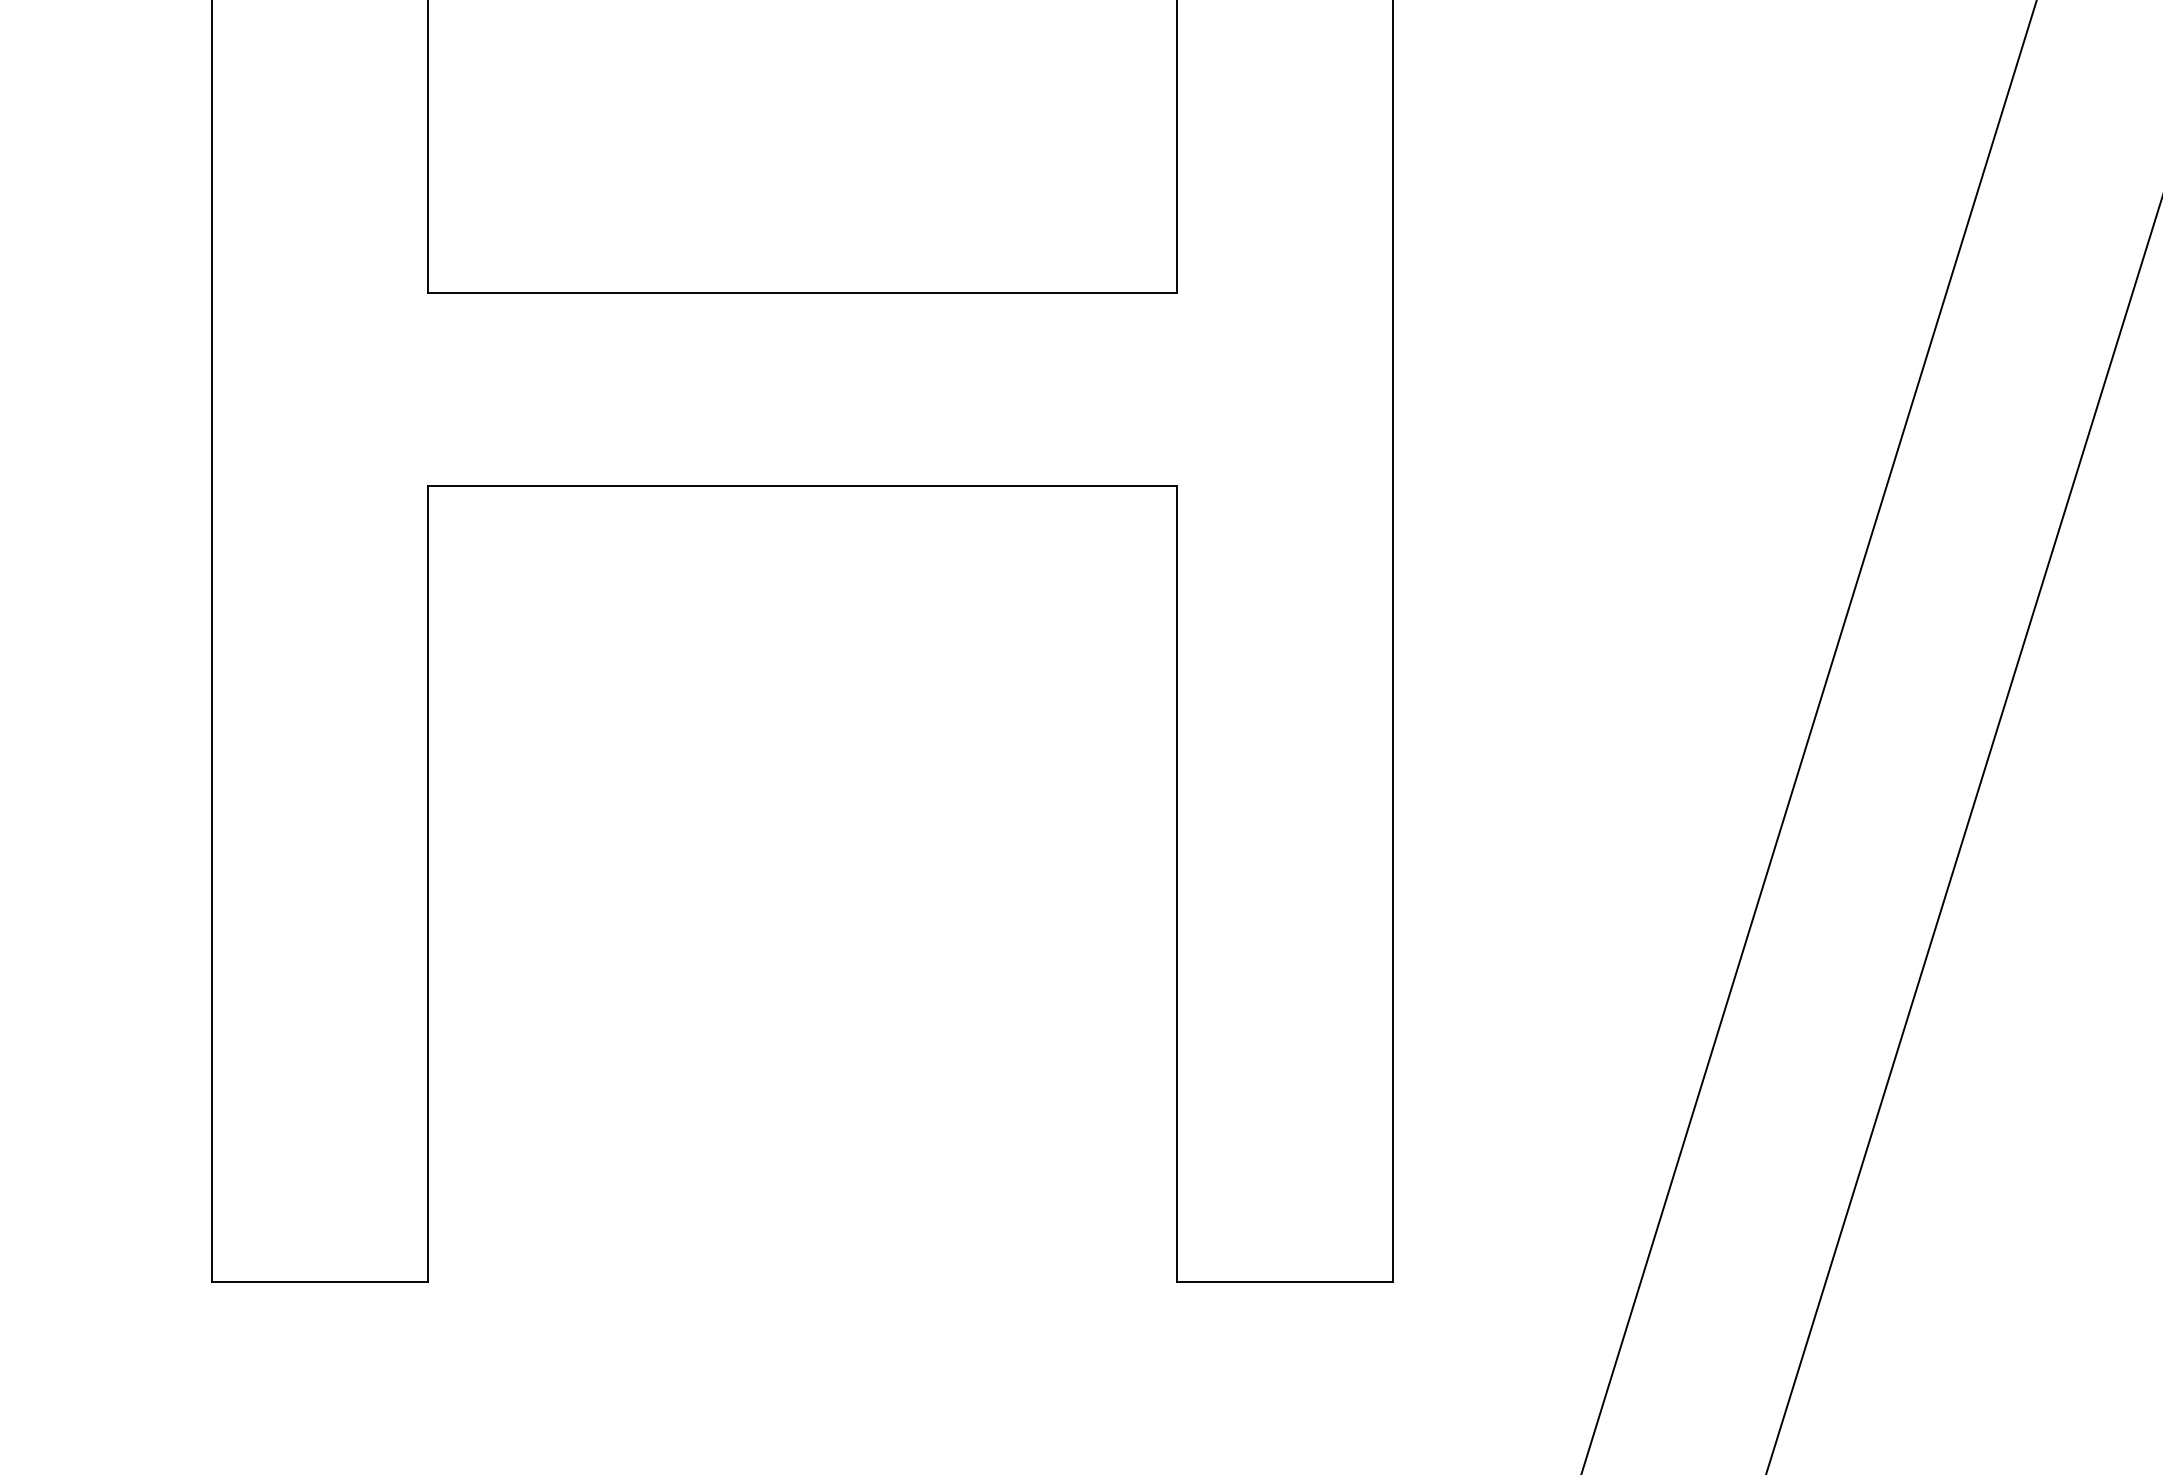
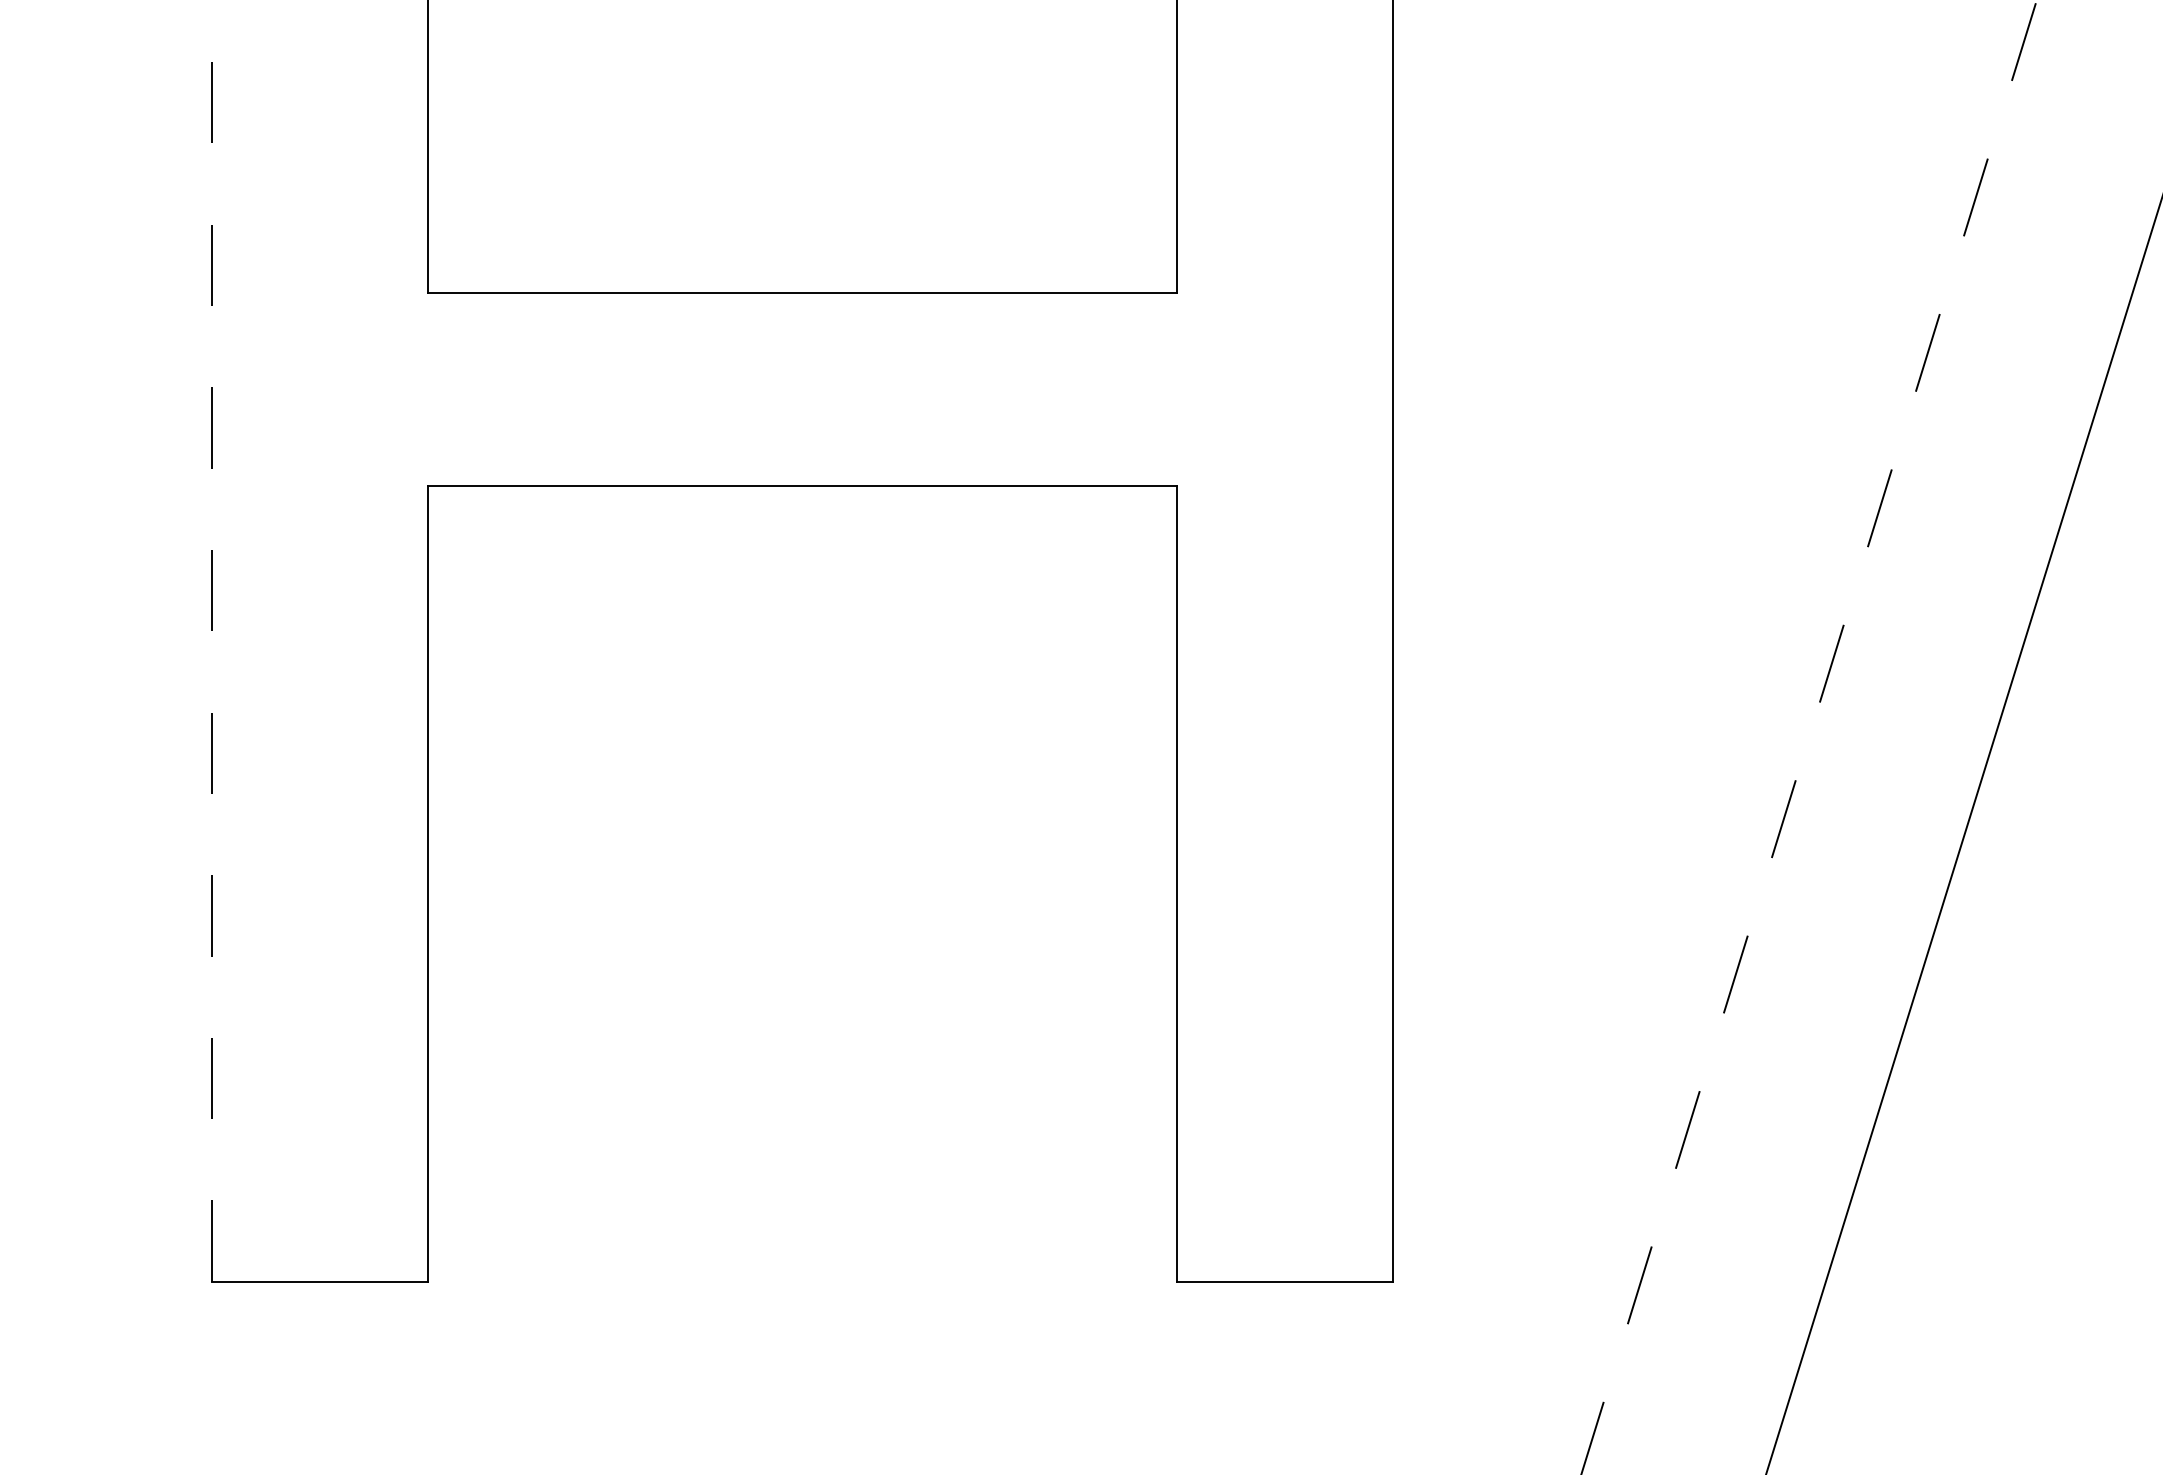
line: solid -> dashed (212, 640)
line: solid -> dashed (1809, 737)
